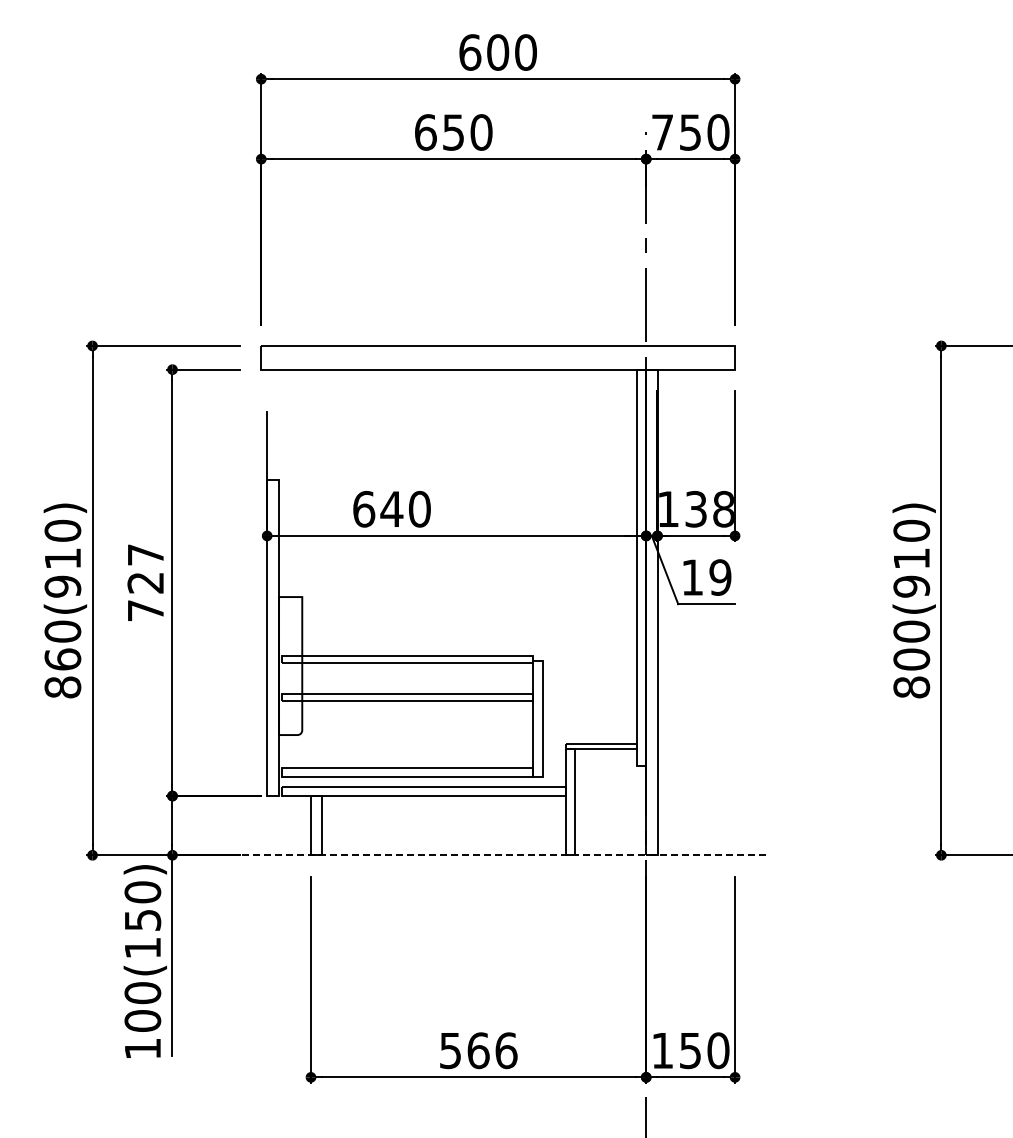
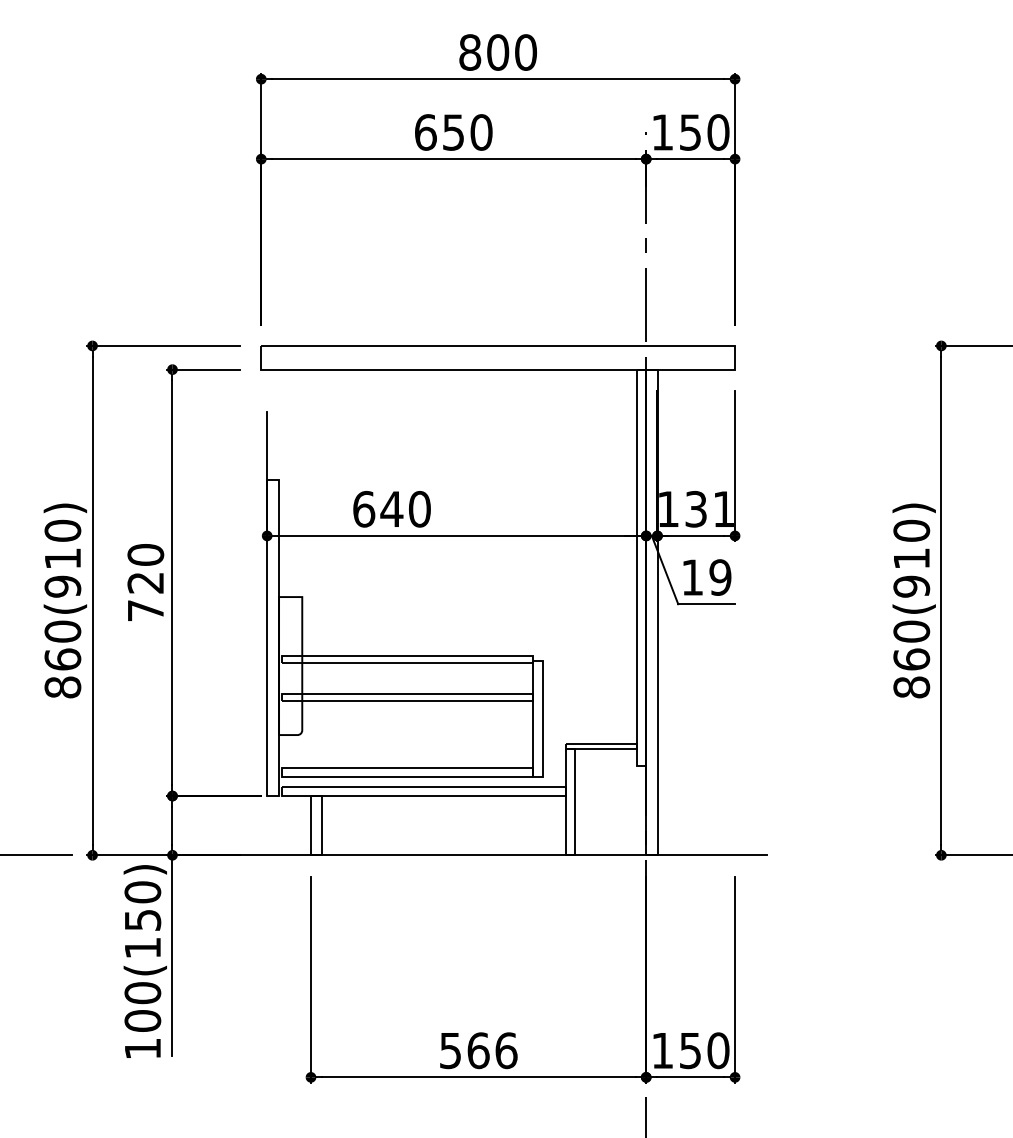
text: 600 -> 800 (470, 52)
text: 750 -> 150 (662, 132)
text: 138 -> 131 (723, 509)
text: 727 -> 720 (145, 554)
text: 800(910) -> 860(910) (911, 659)
line: none -> present (37, 855)
line: dashed -> solid (471, 855)
